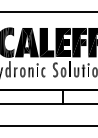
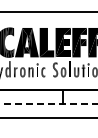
line: solid -> dashed (48, 104)
line position: (48, 125) -> (48, 117) (48, 117)
